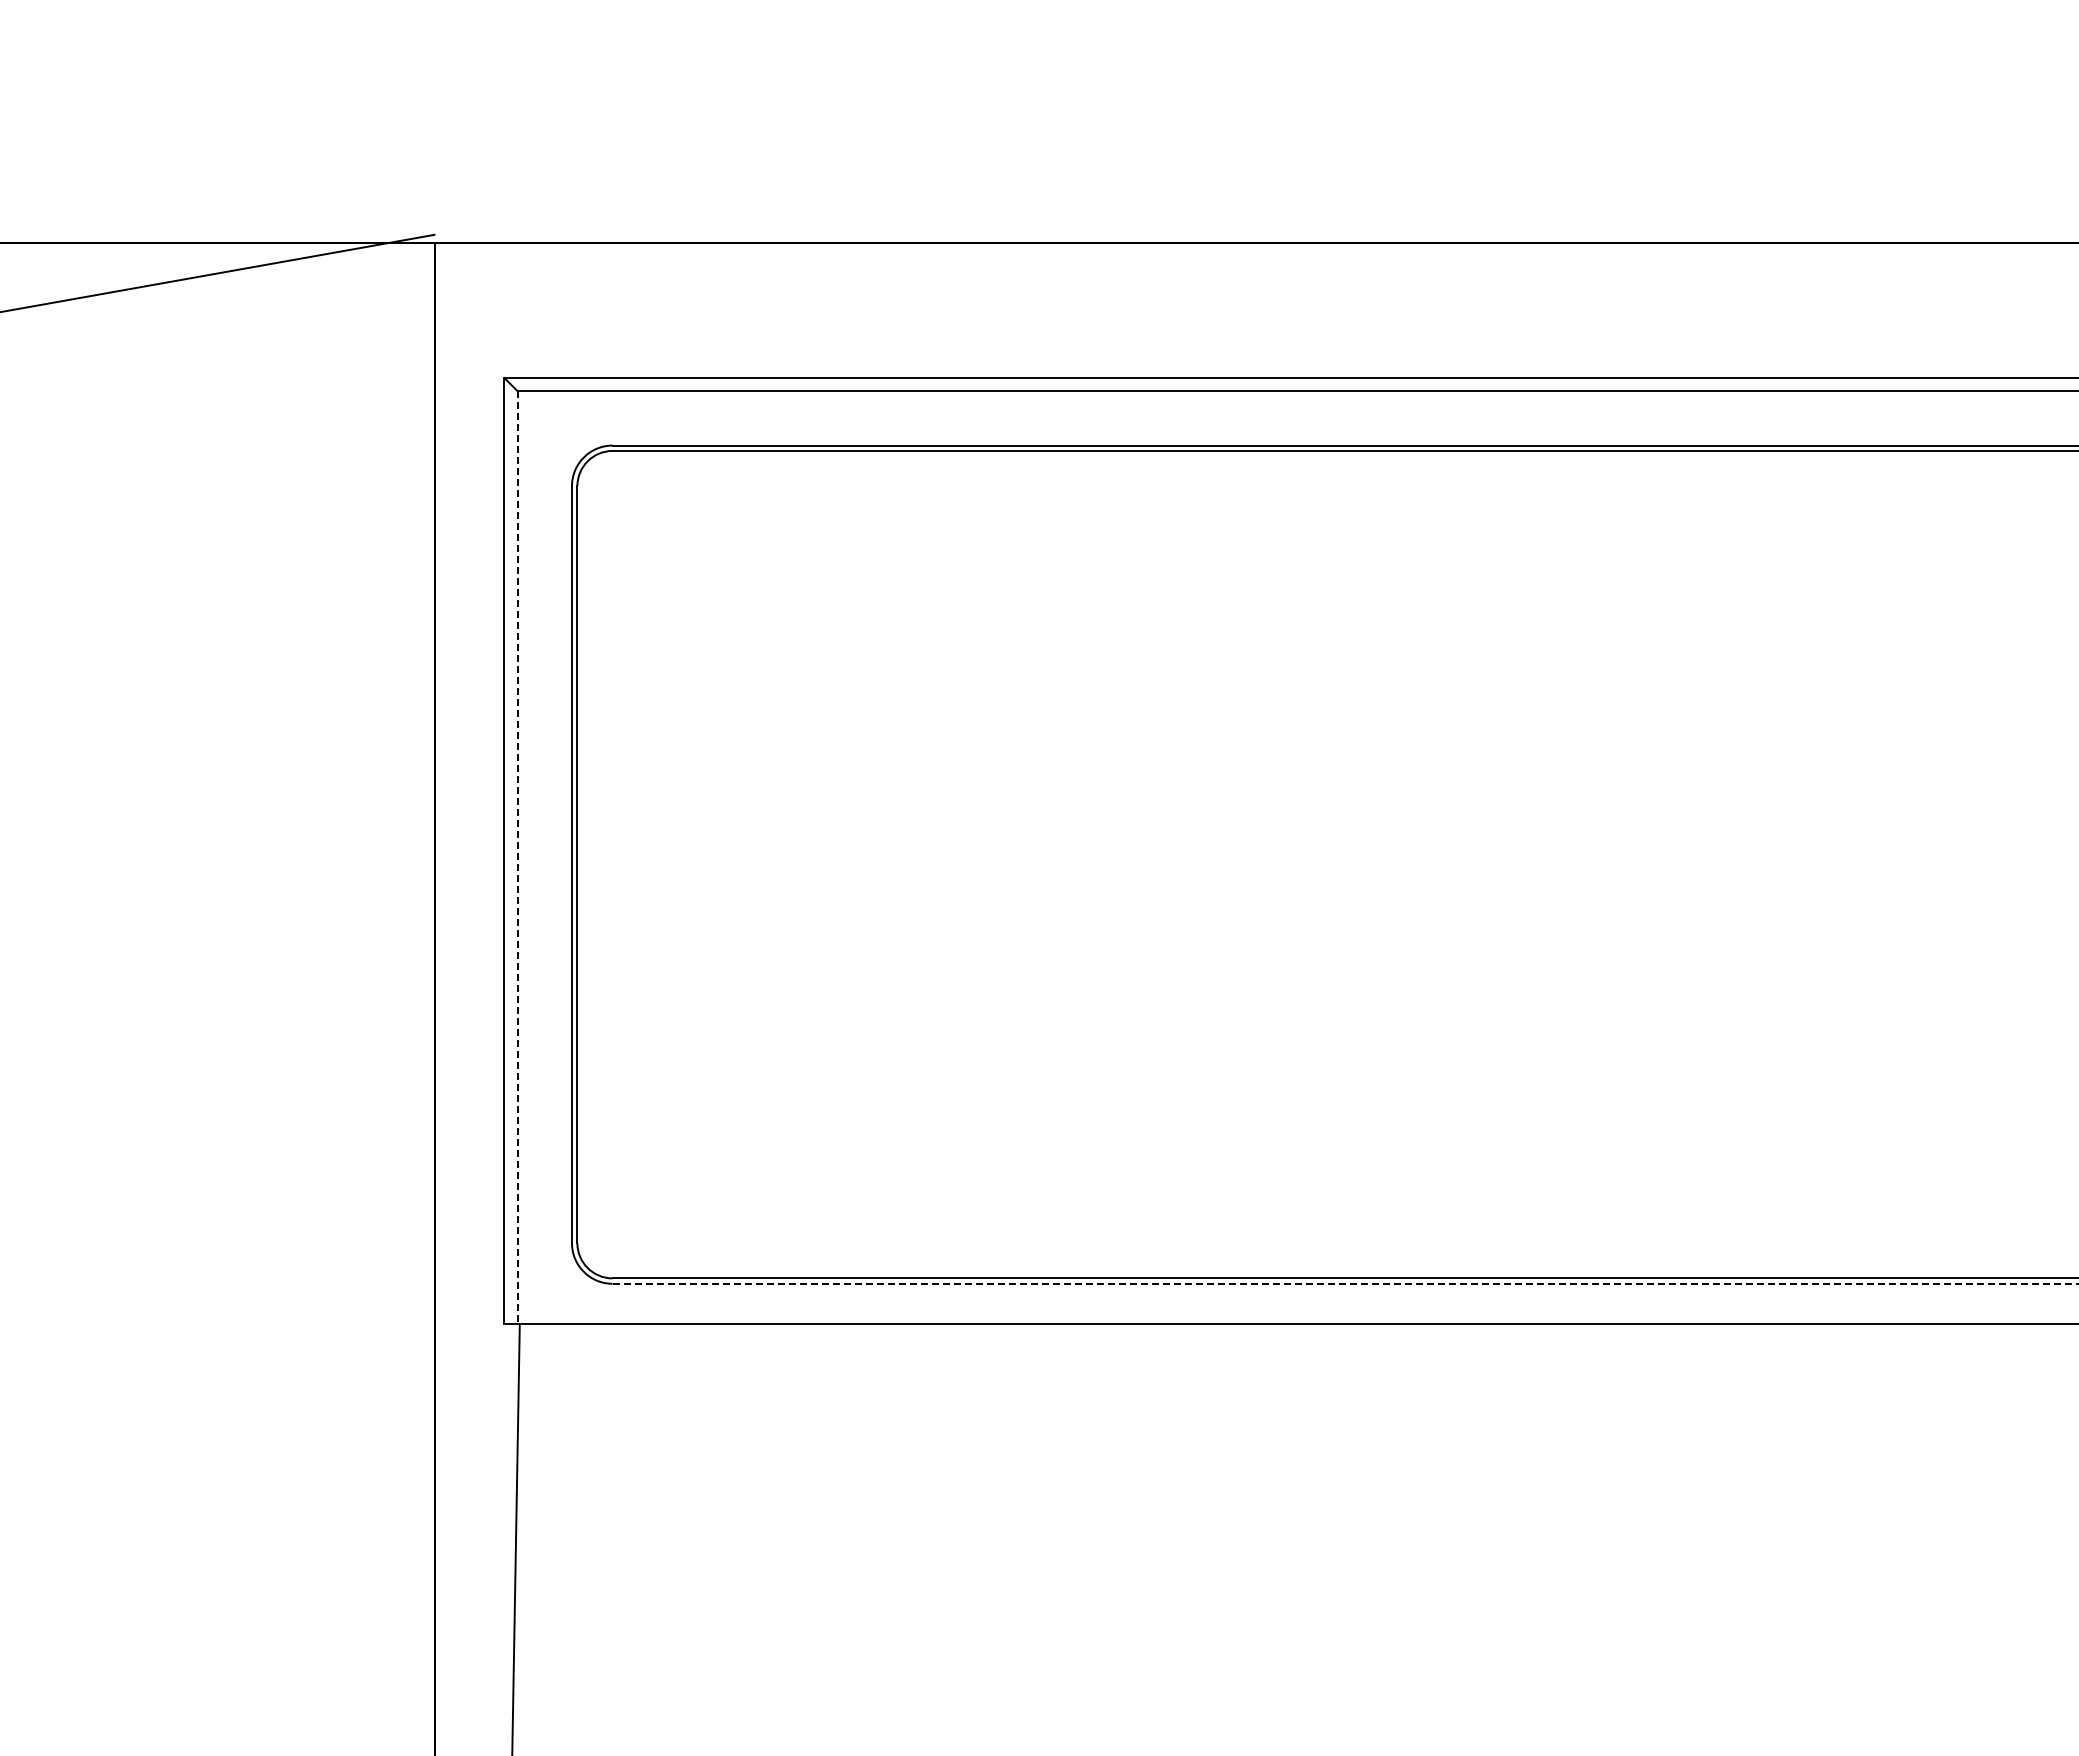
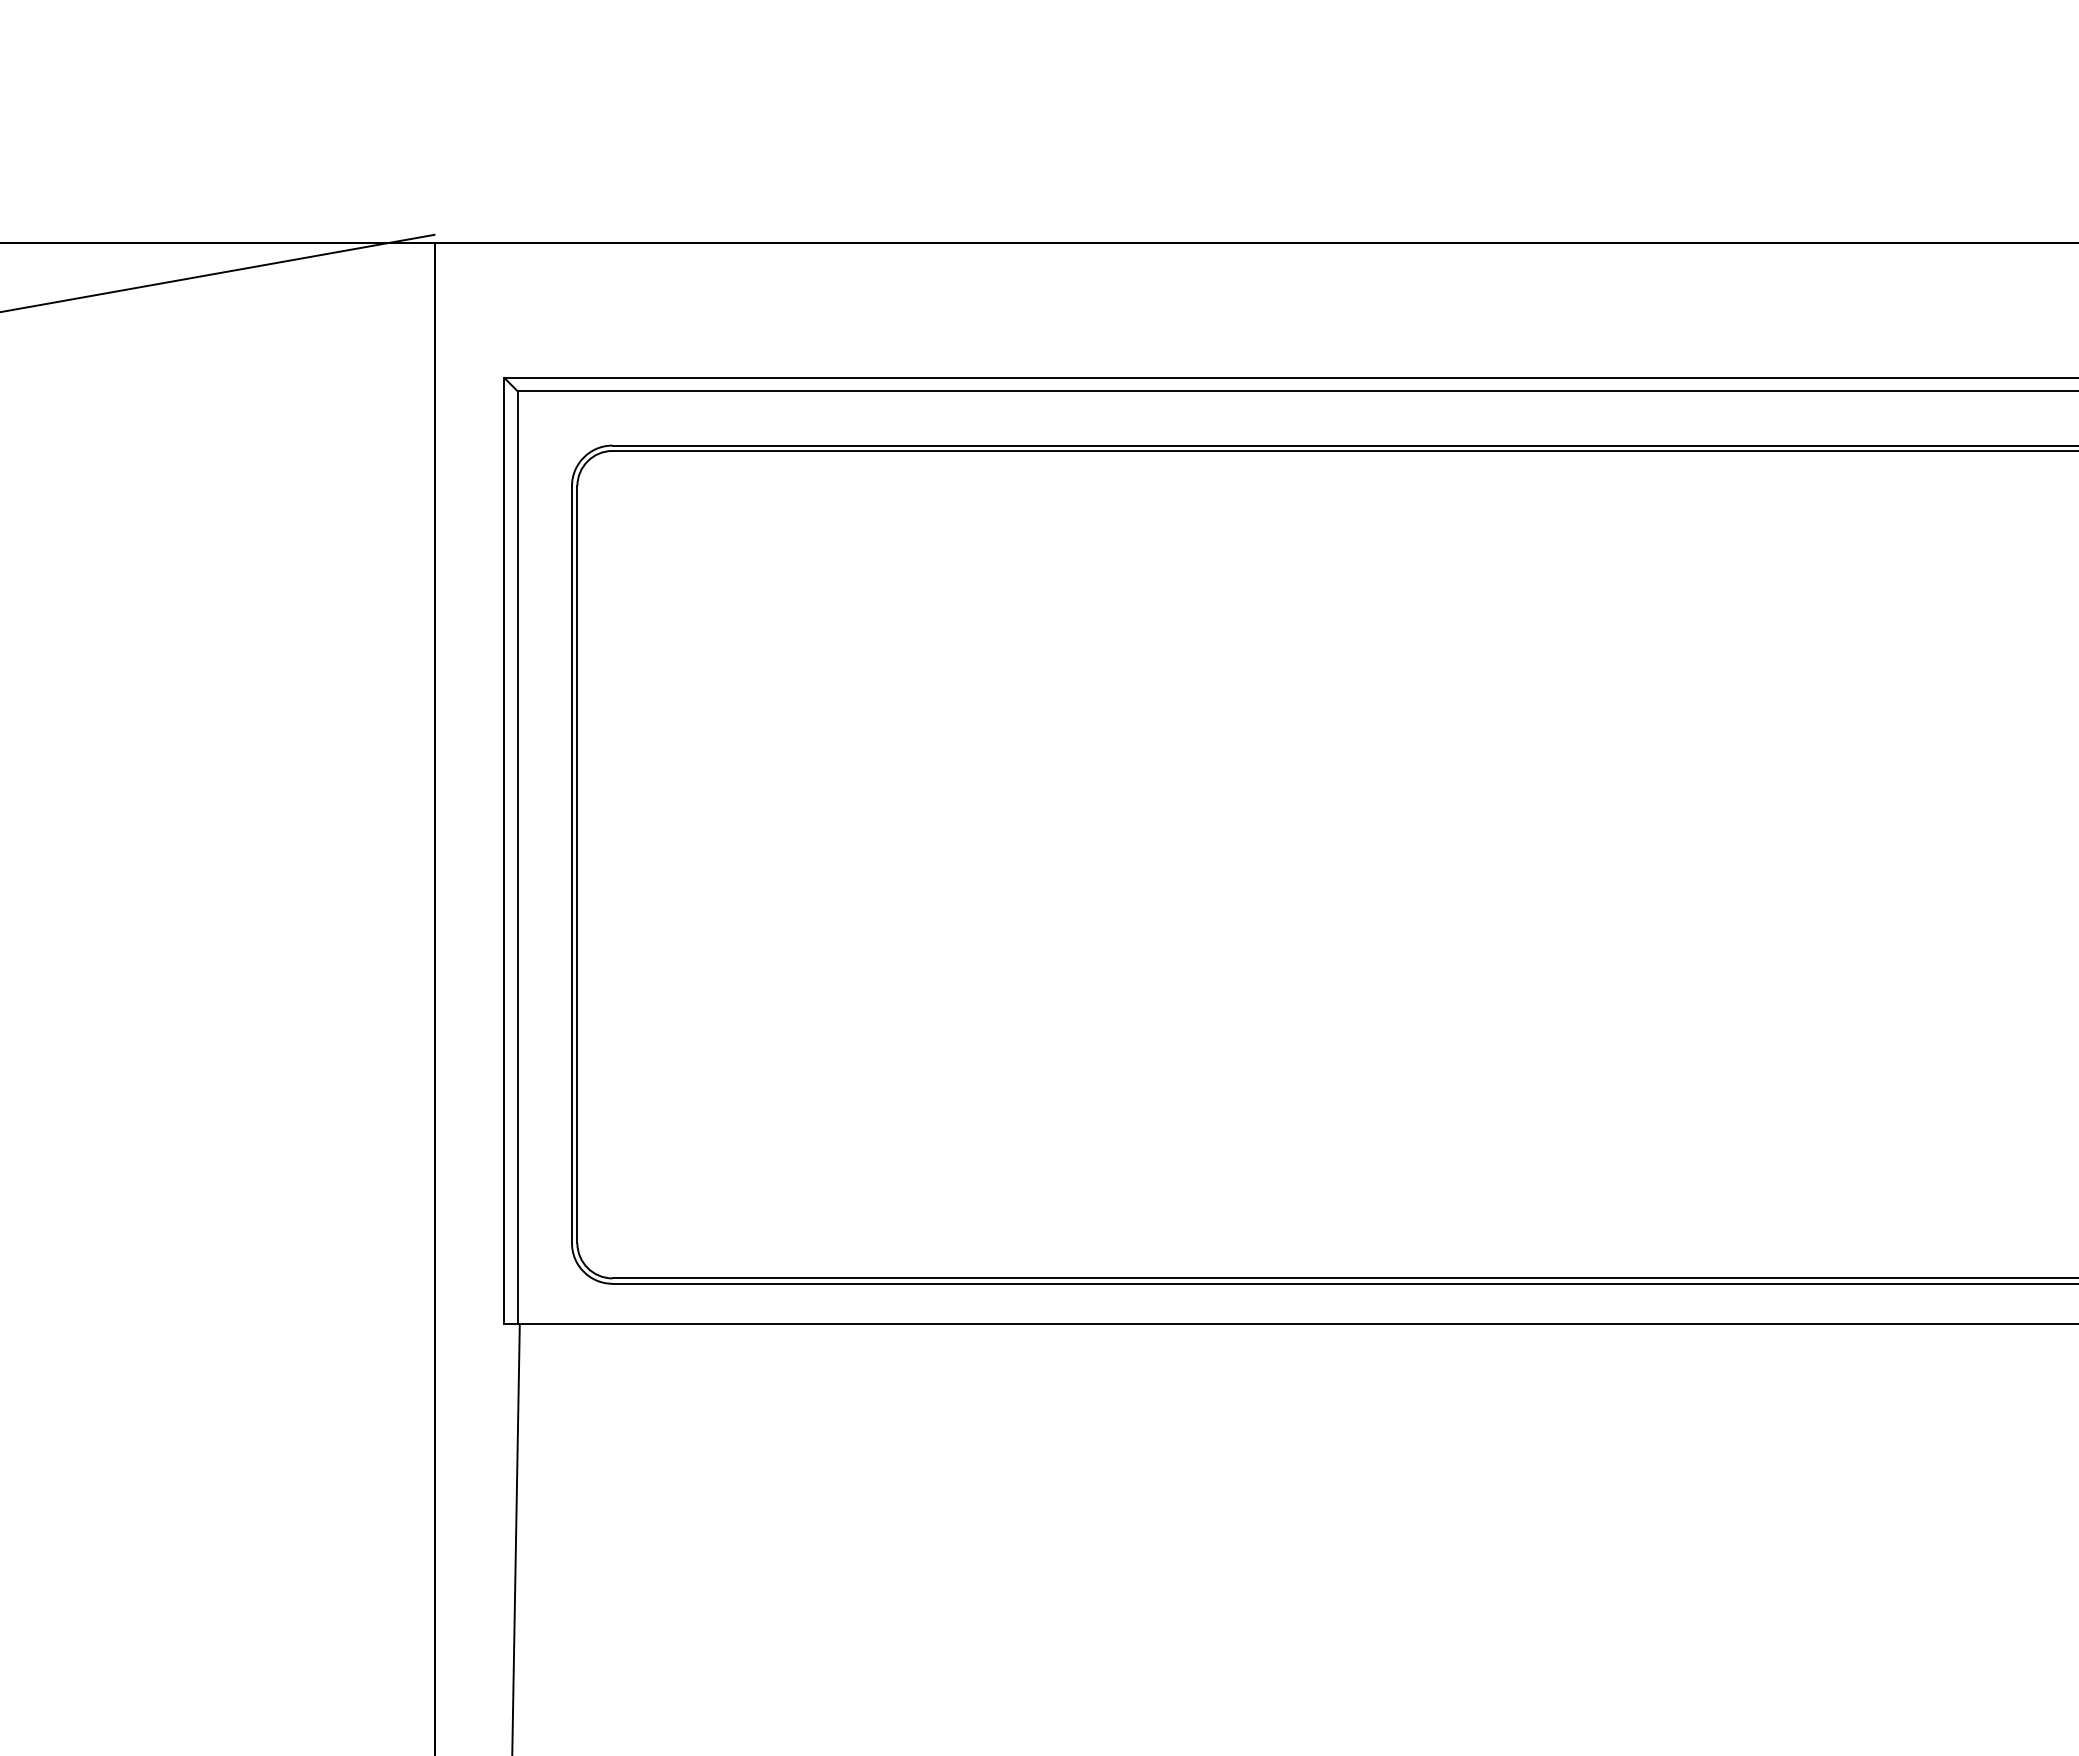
line: dashed -> solid (517, 857)
line: dashed -> solid (1345, 1283)
